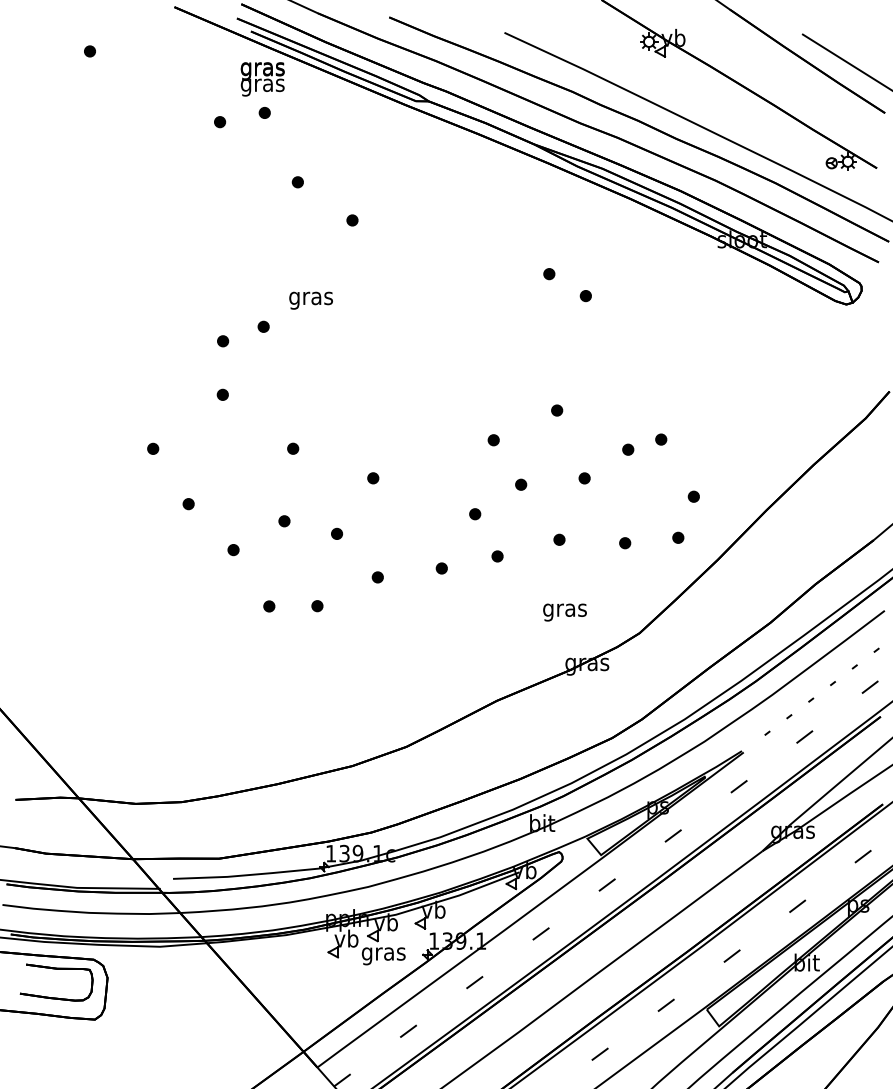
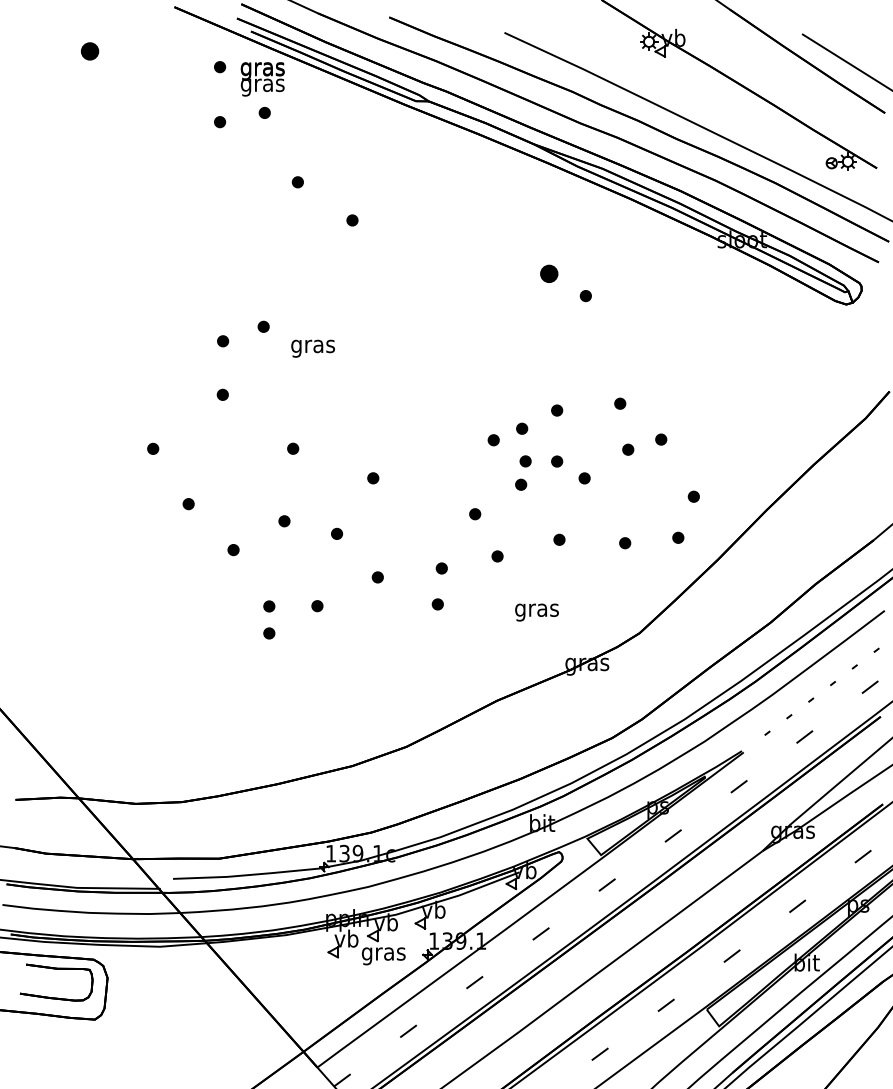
part size: 12x13 px -> 19x19 px (90, 51)
part: none -> present (220, 67)
part size: 13x13 px -> 19x19 px (549, 273)
text position: (310, 300) -> (312, 348) (312, 348)
part: none -> present (620, 403)
part: none -> present (522, 428)
part: none -> present (525, 461)
part: none -> present (557, 461)
part: none -> present (437, 604)
text position: (564, 612) -> (536, 612) (536, 612)
part: none -> present (269, 633)
